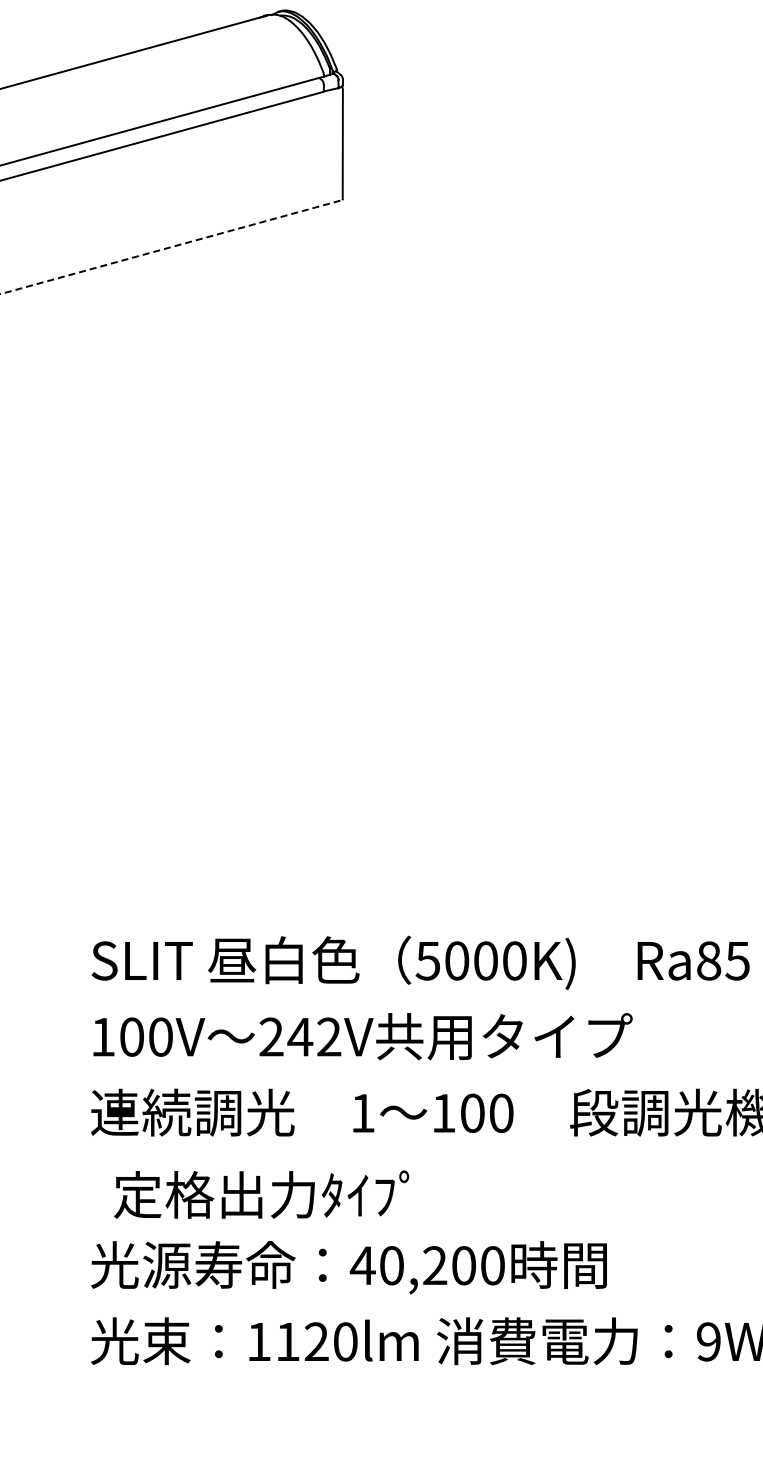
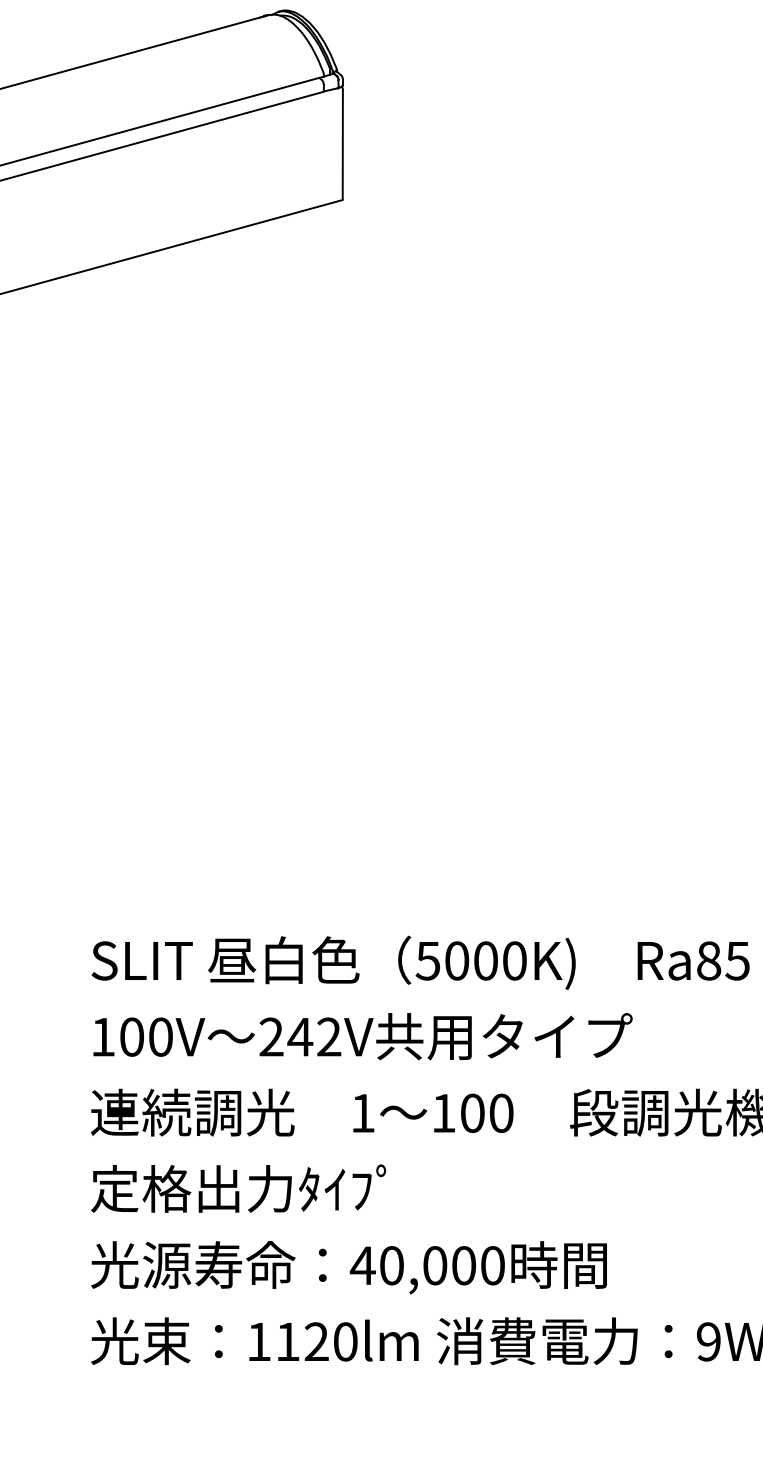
line: dashed -> solid (171, 247)
text position: (261, 1194) -> (238, 1188) (238, 1188)
text: 40,200 -> 40,000 (435, 1265)
